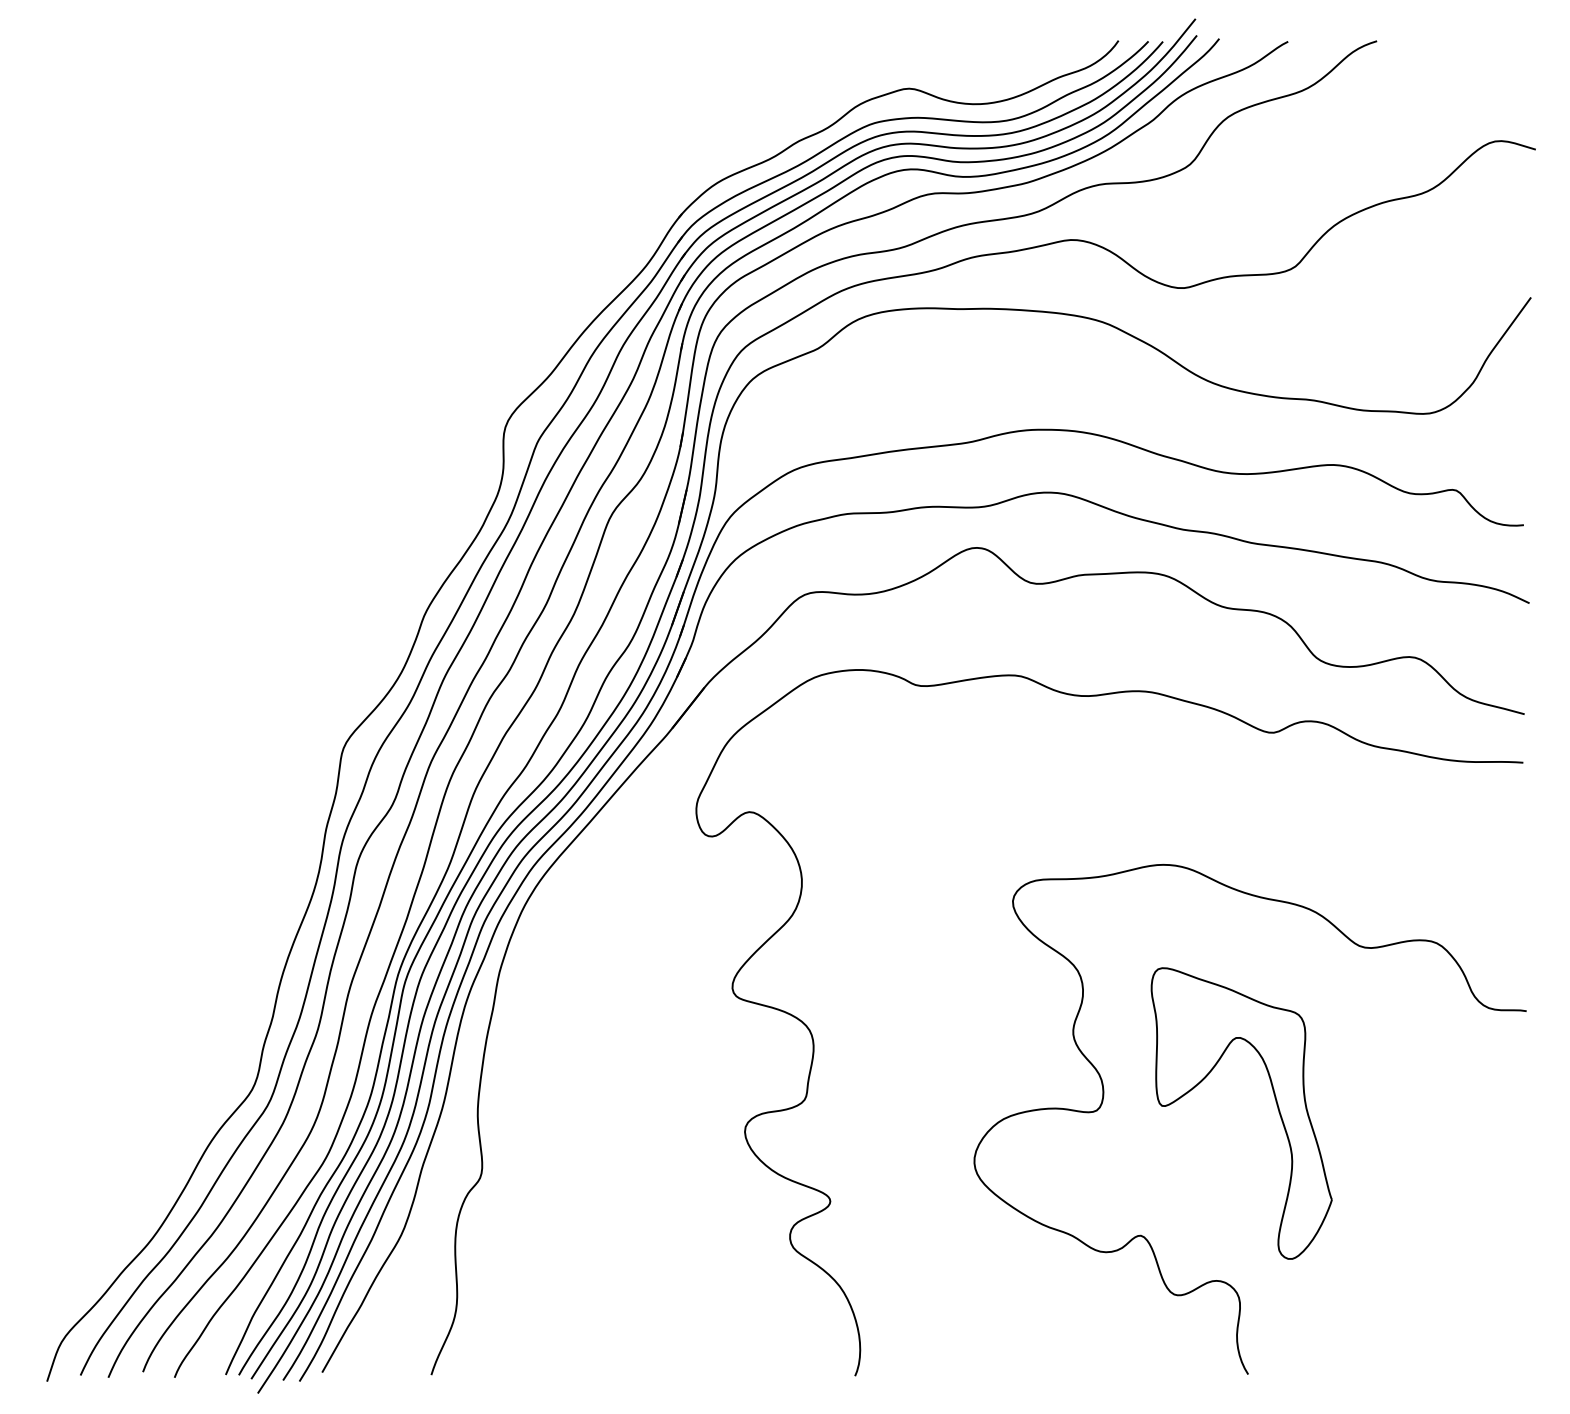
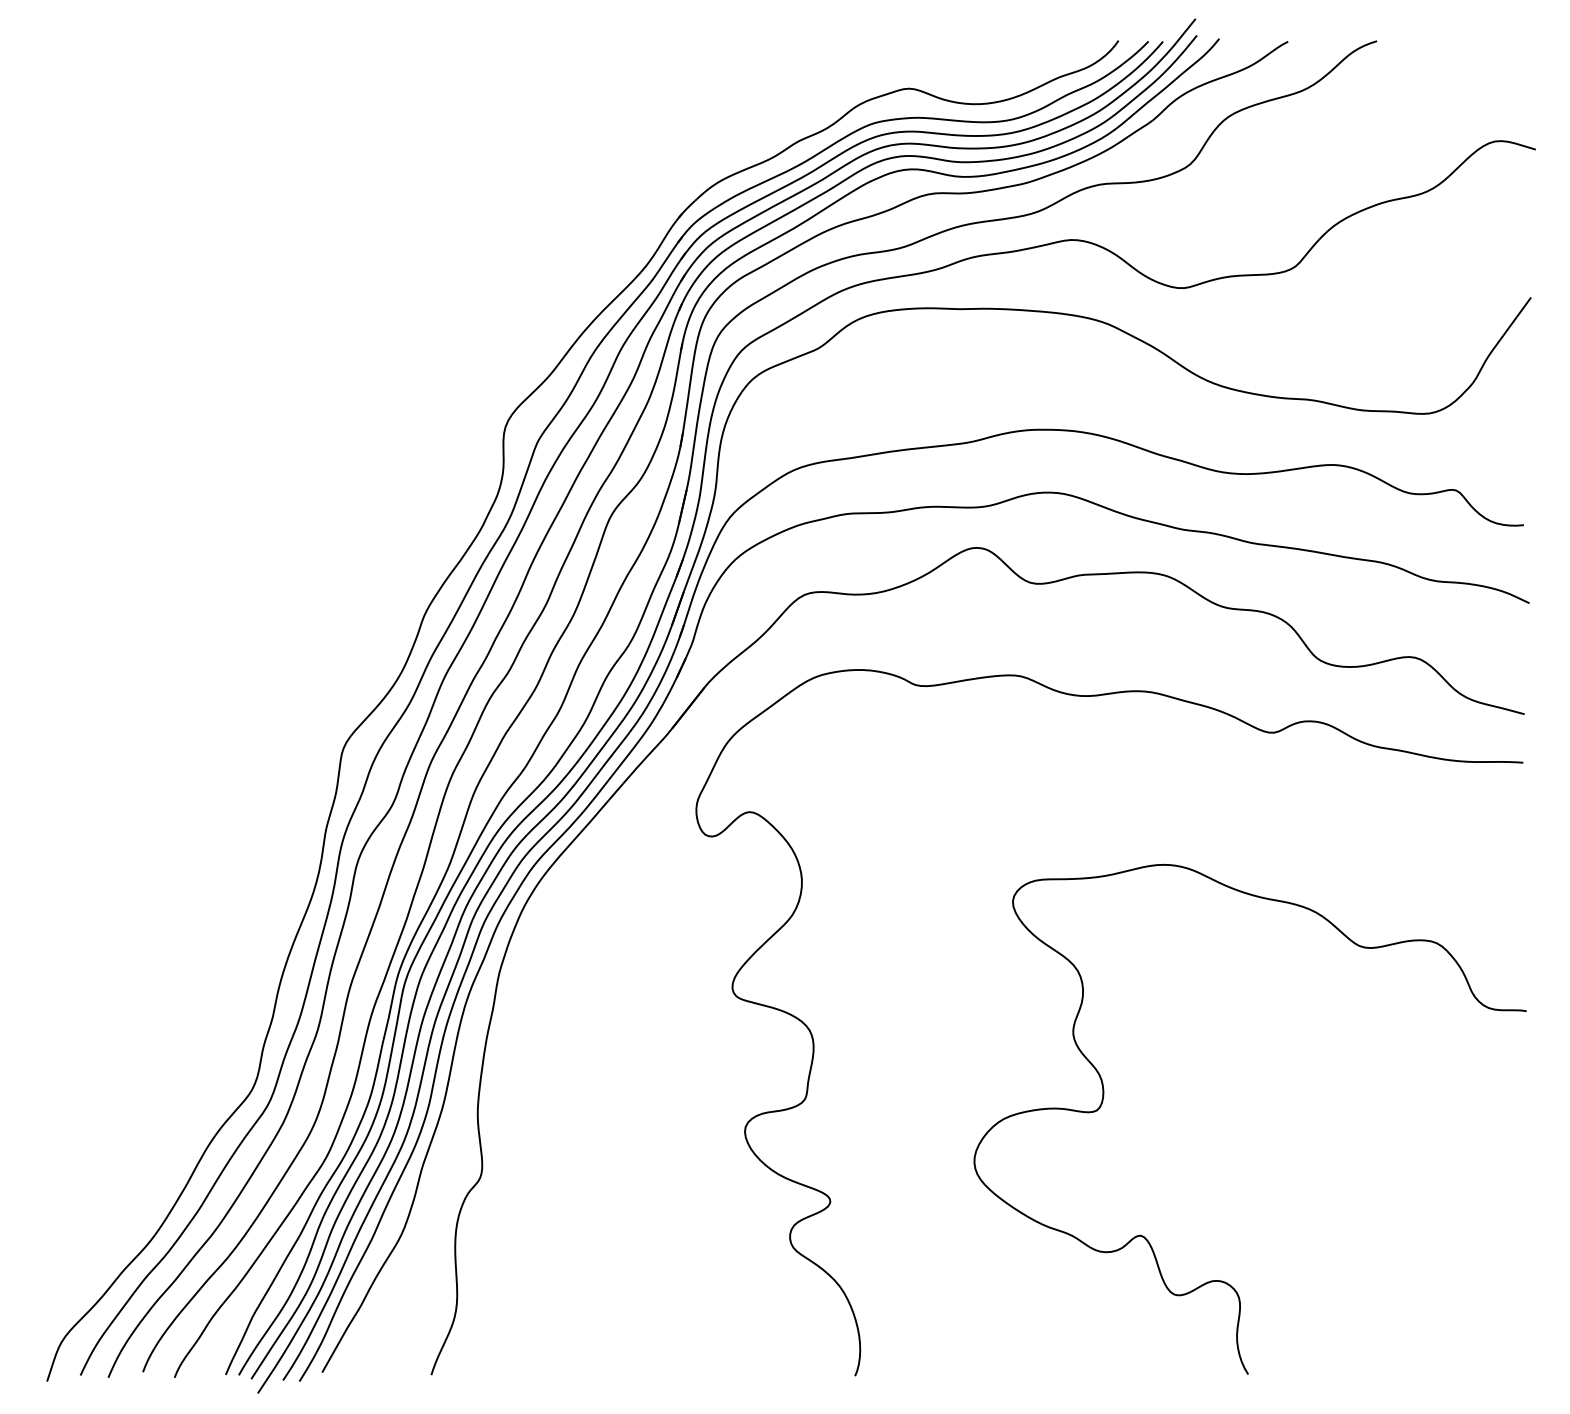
part: present -> none (1276, 1105)
